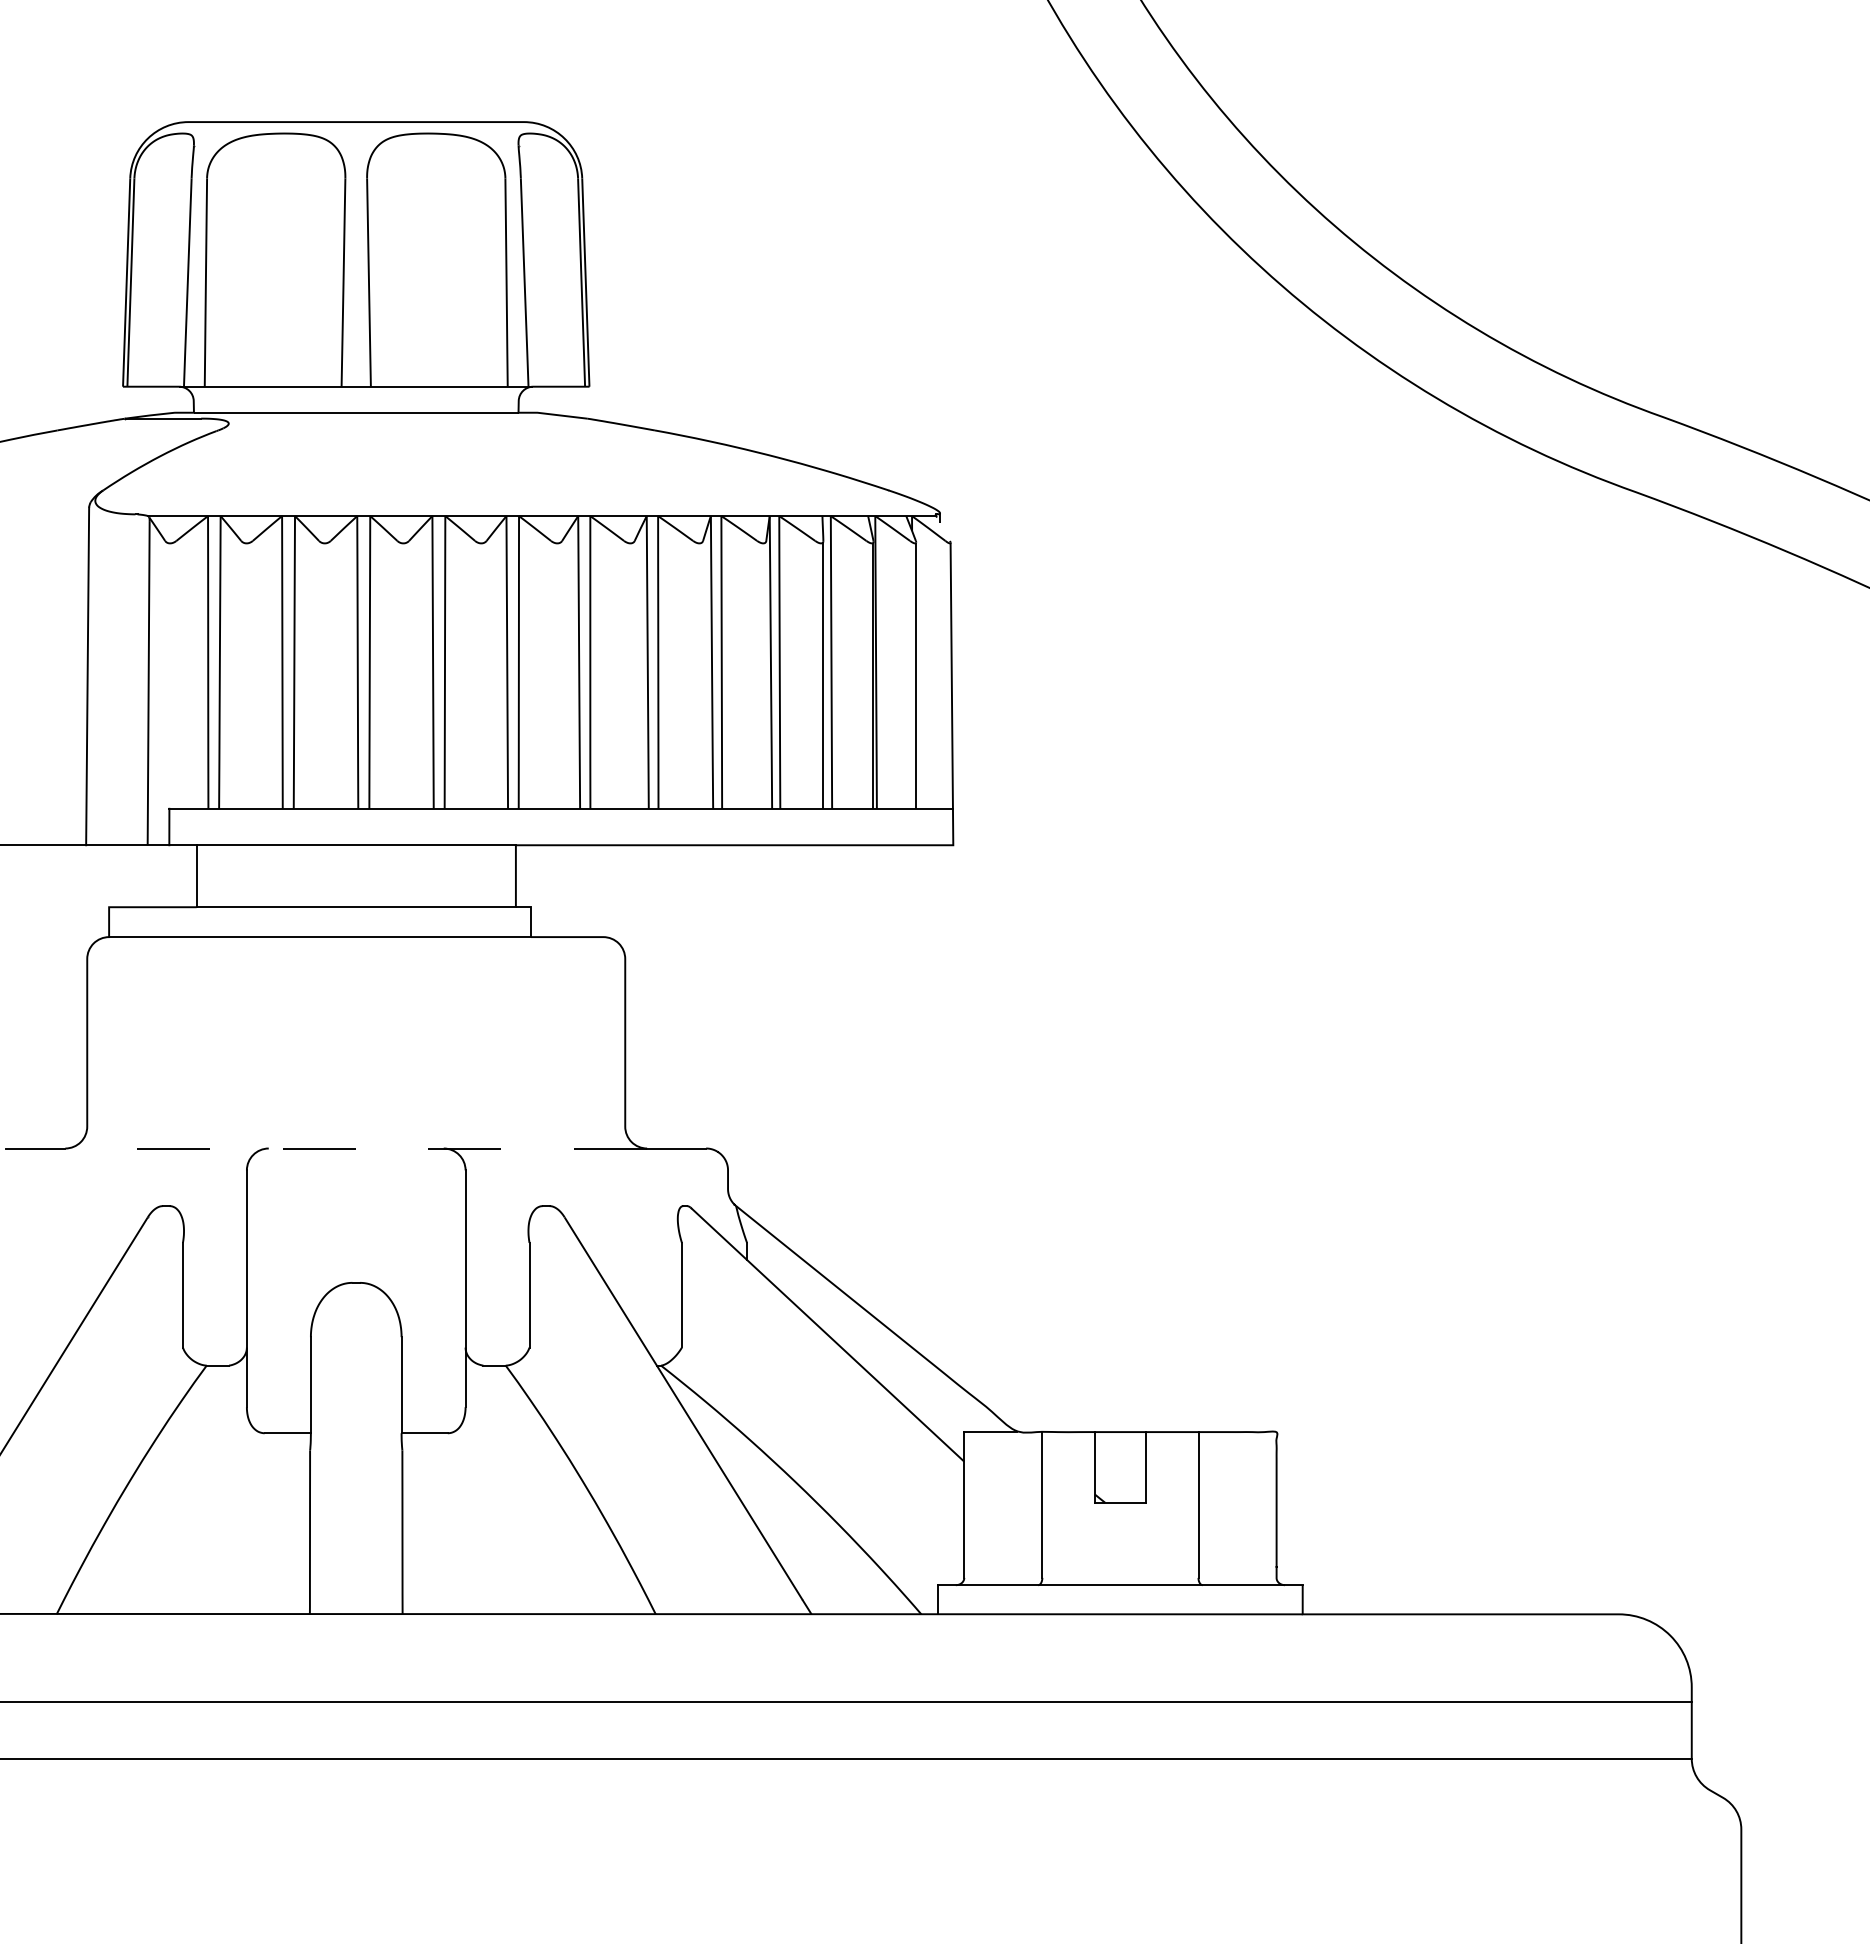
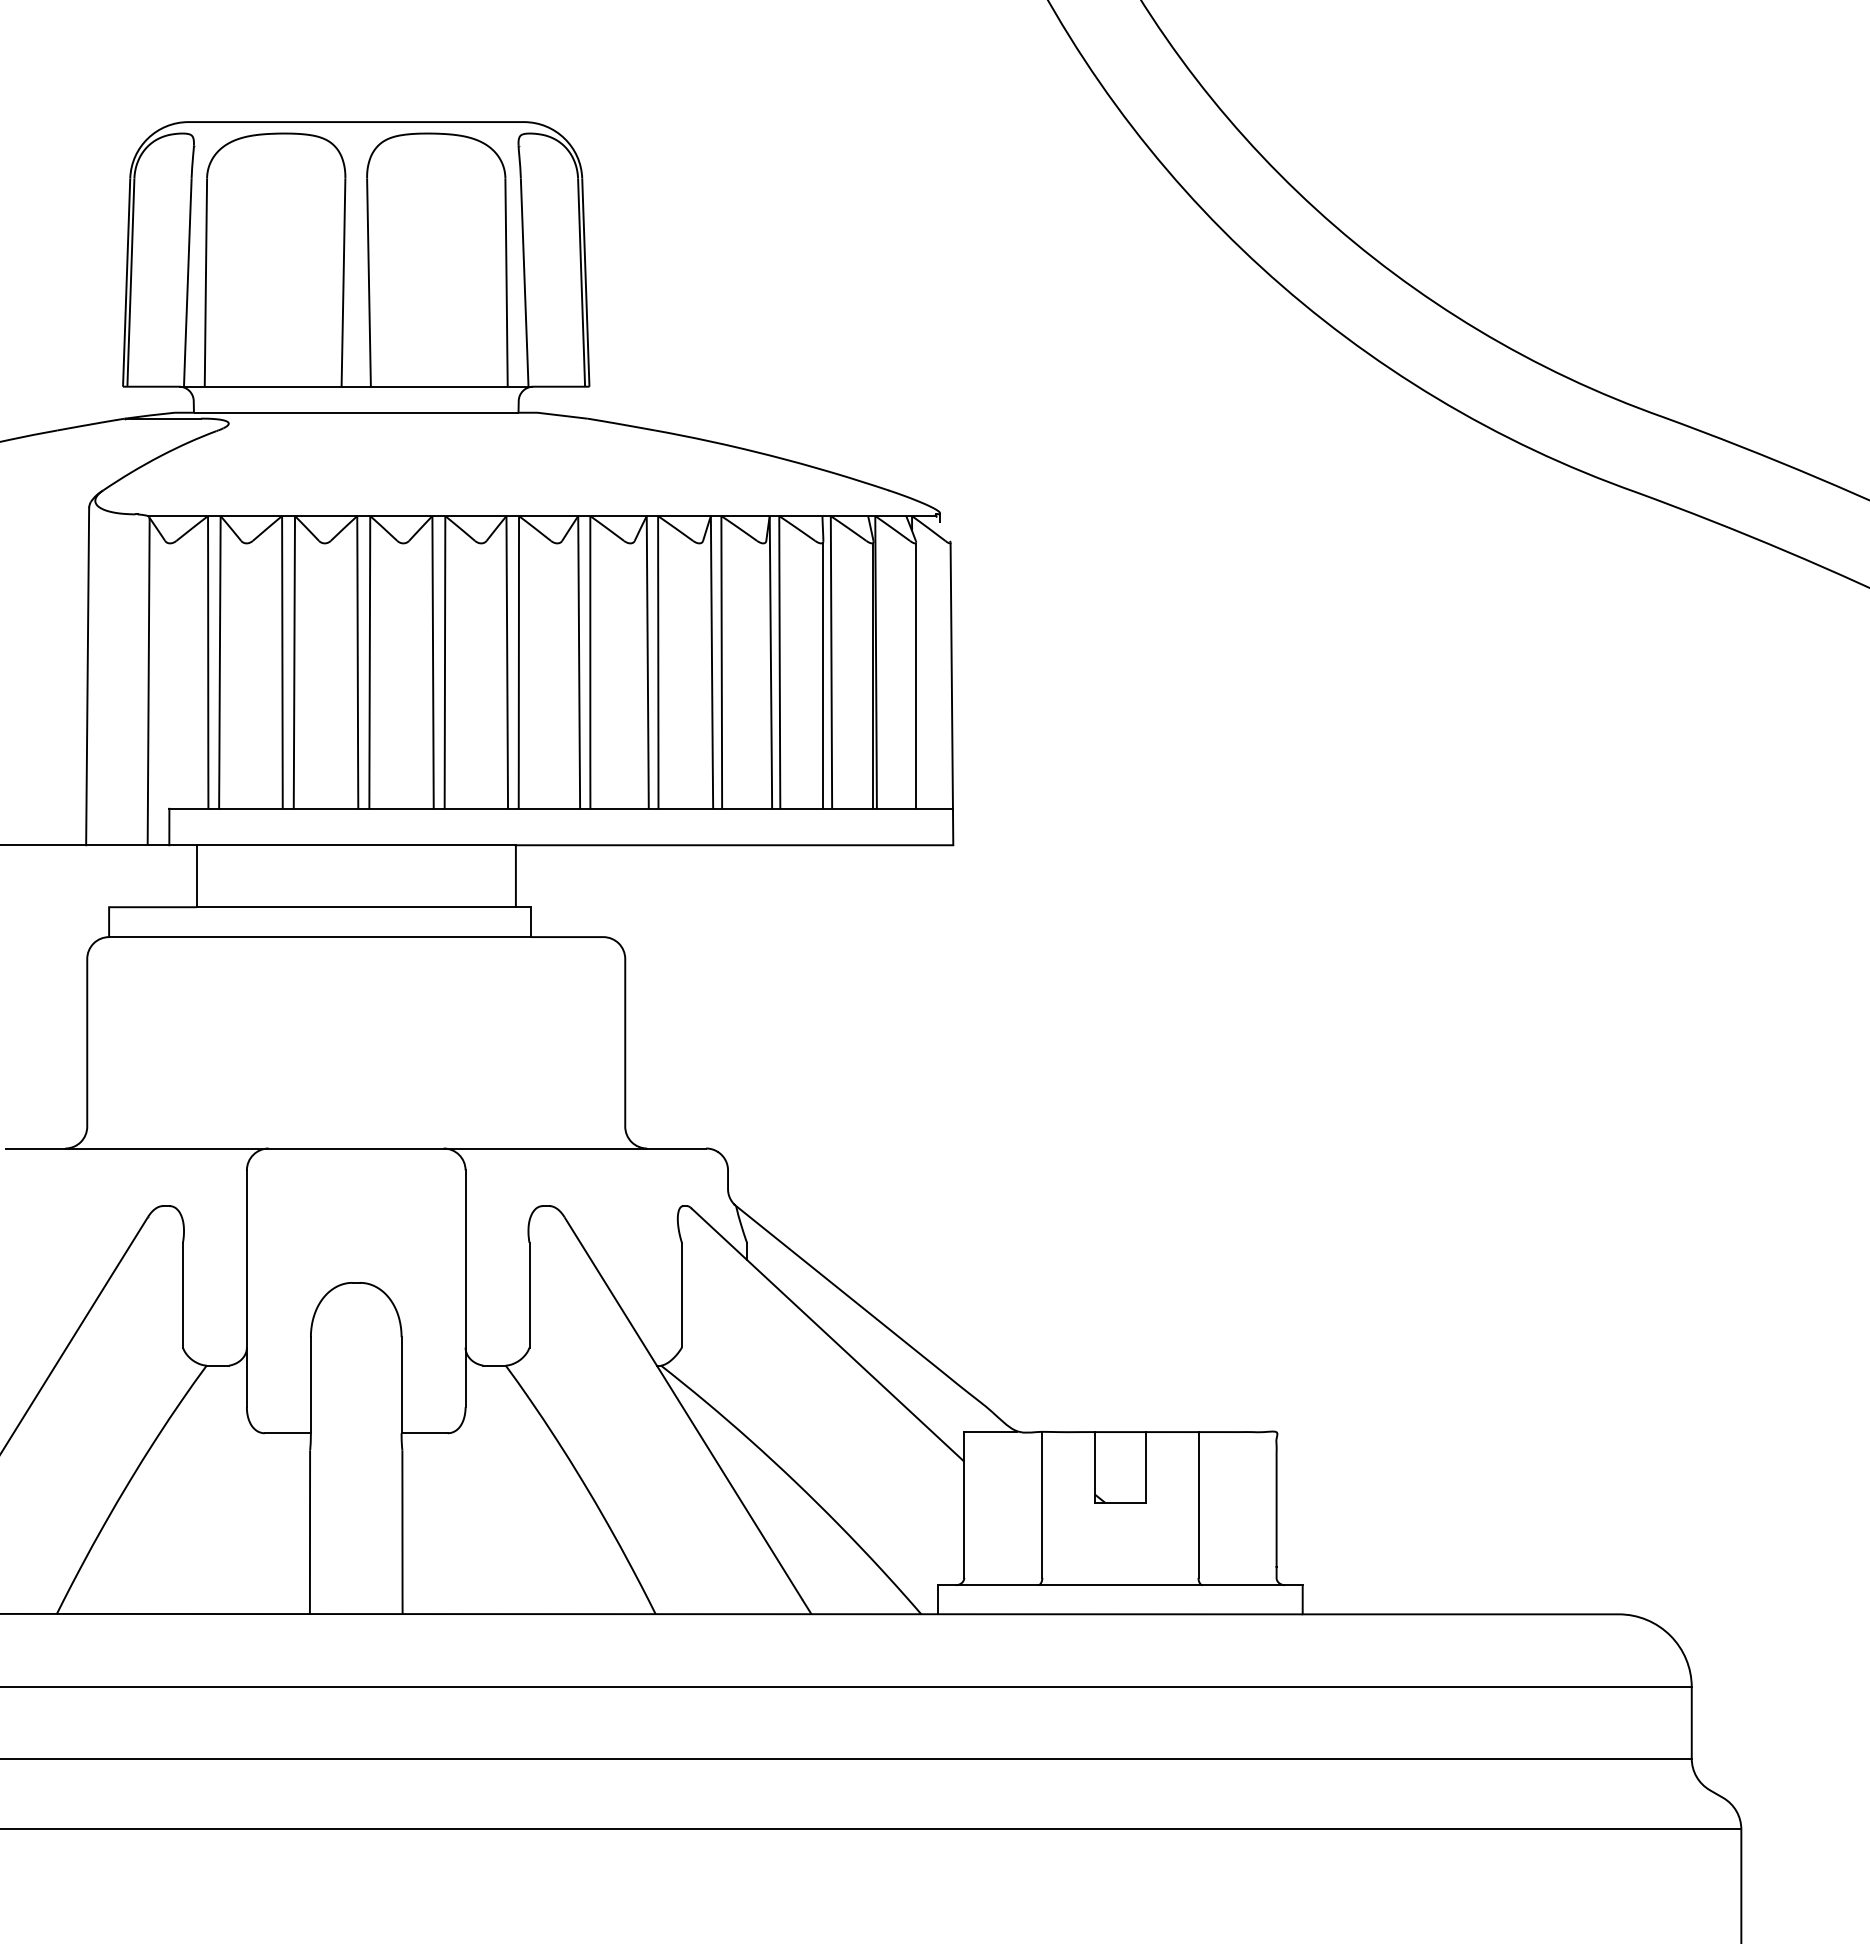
line: dashed -> solid (356, 1148)
line position: (846, 1702) -> (846, 1687) (846, 1687)
line: none -> present (871, 1829)
